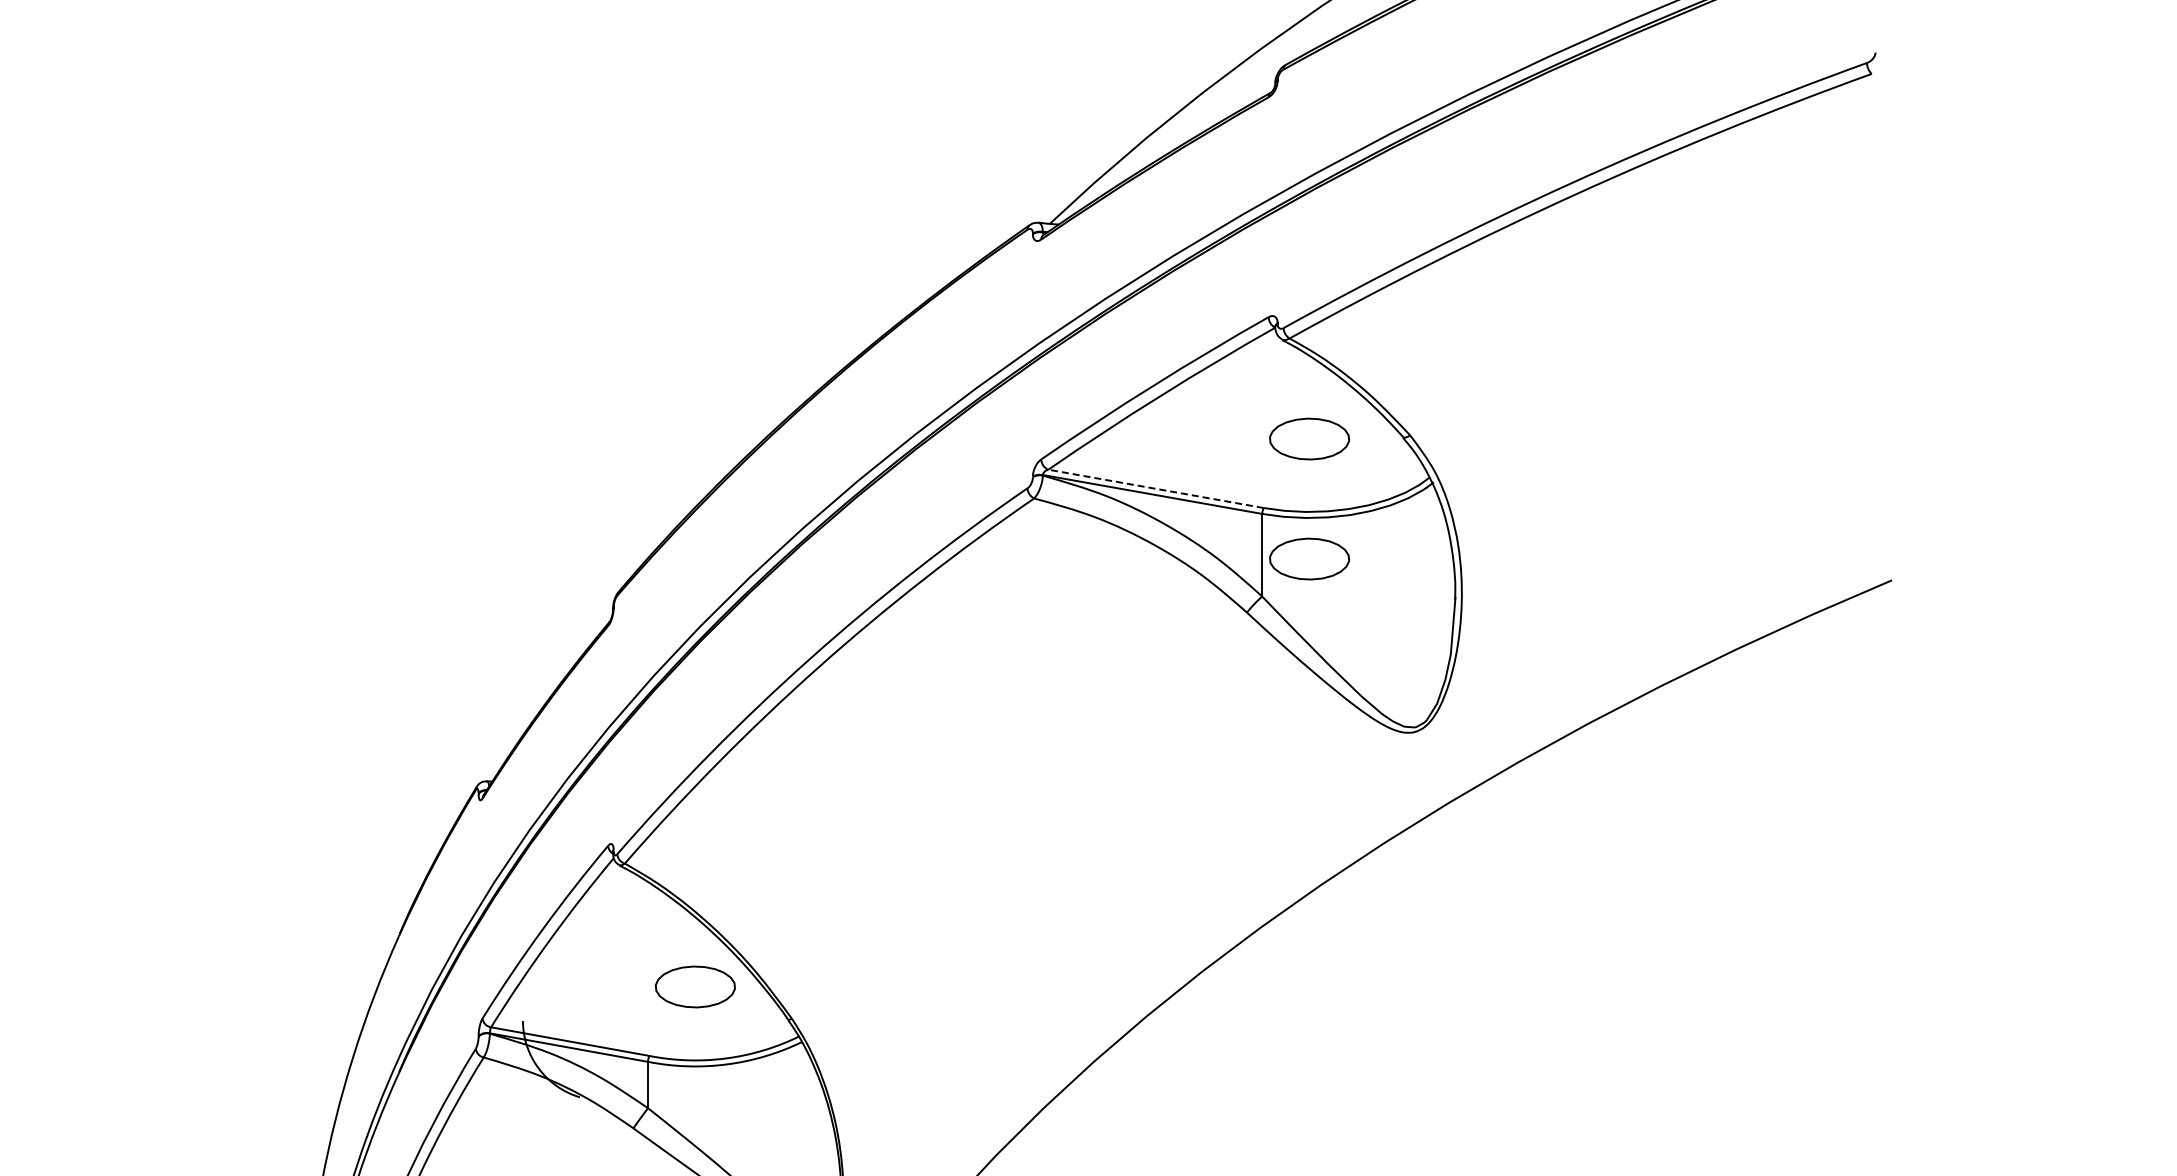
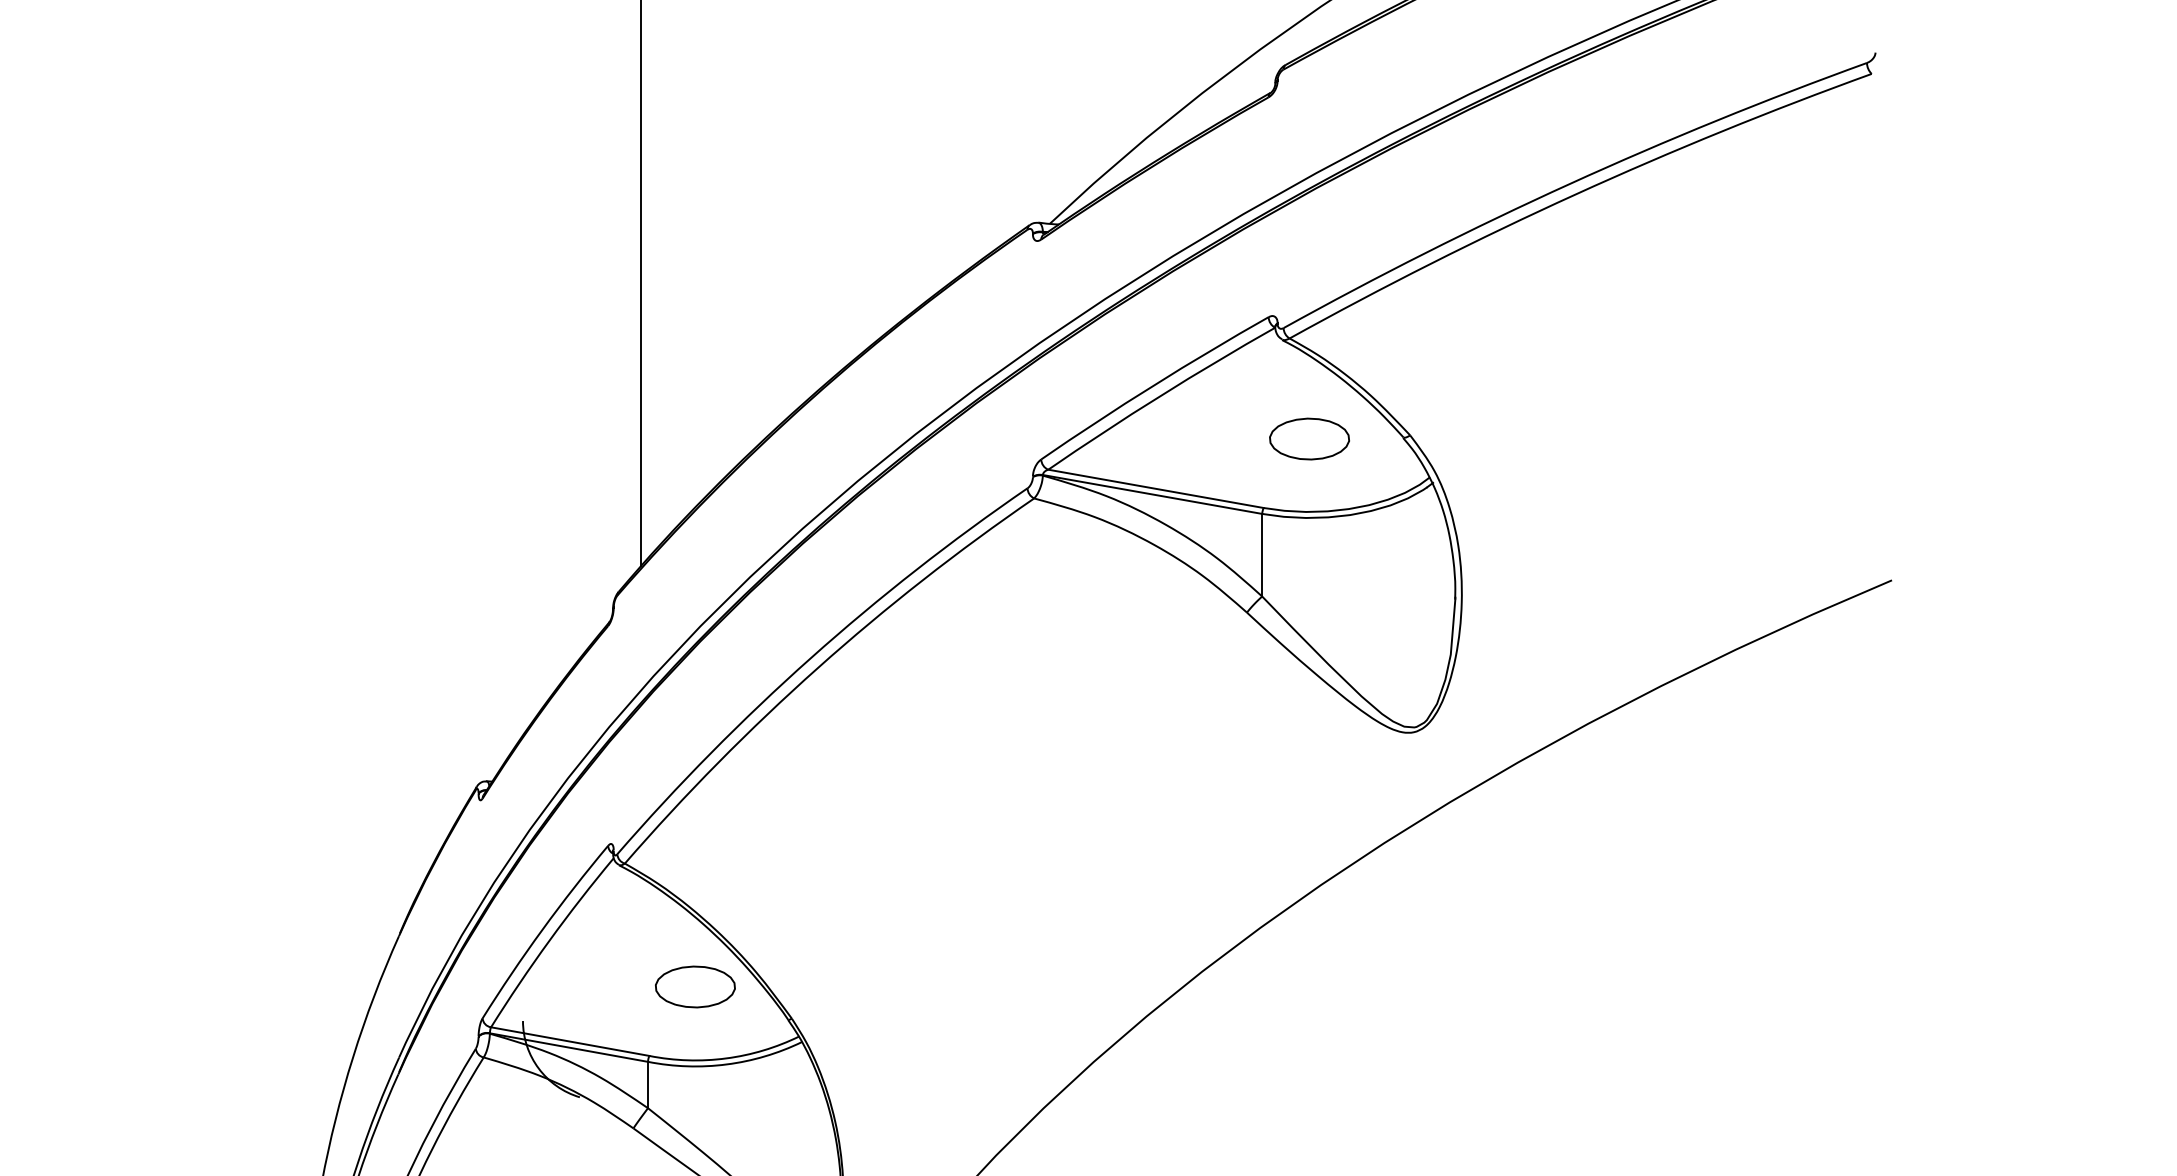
line: none -> present (641, 283)
line: dashed -> solid (1155, 488)
part: present -> none (1309, 558)
